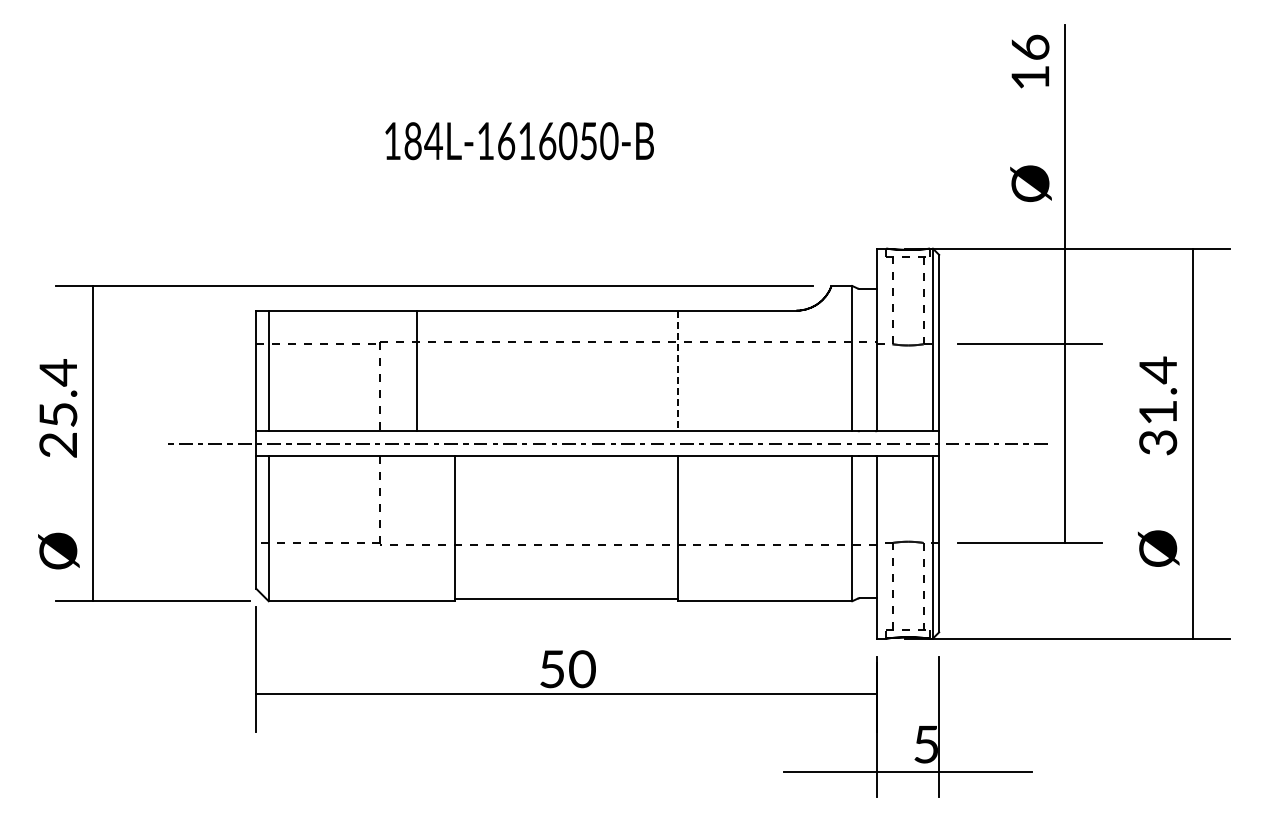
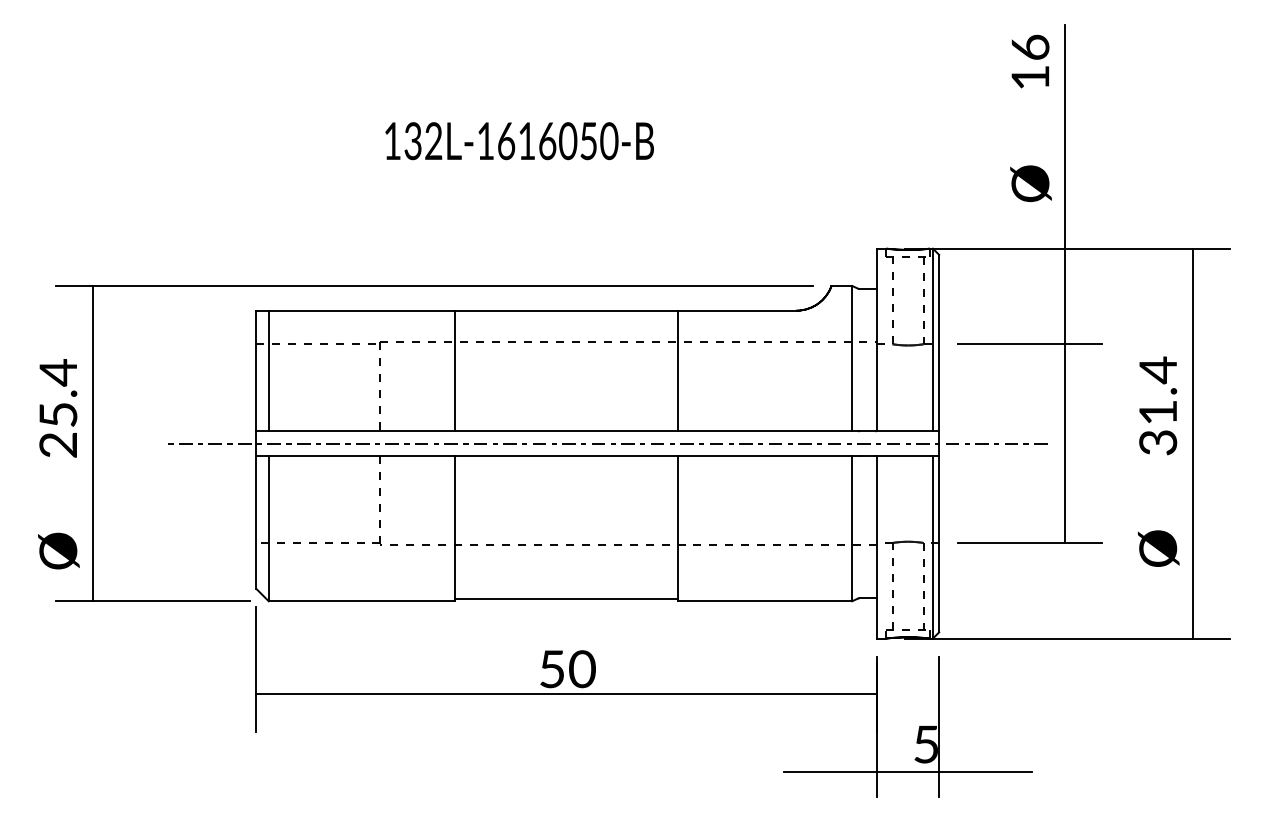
text: 184L-1616050-B -> 132L-1616050-B (423, 140)
line position: (416, 370) -> (454, 370) (454, 370)
line: dashed -> solid (678, 371)
